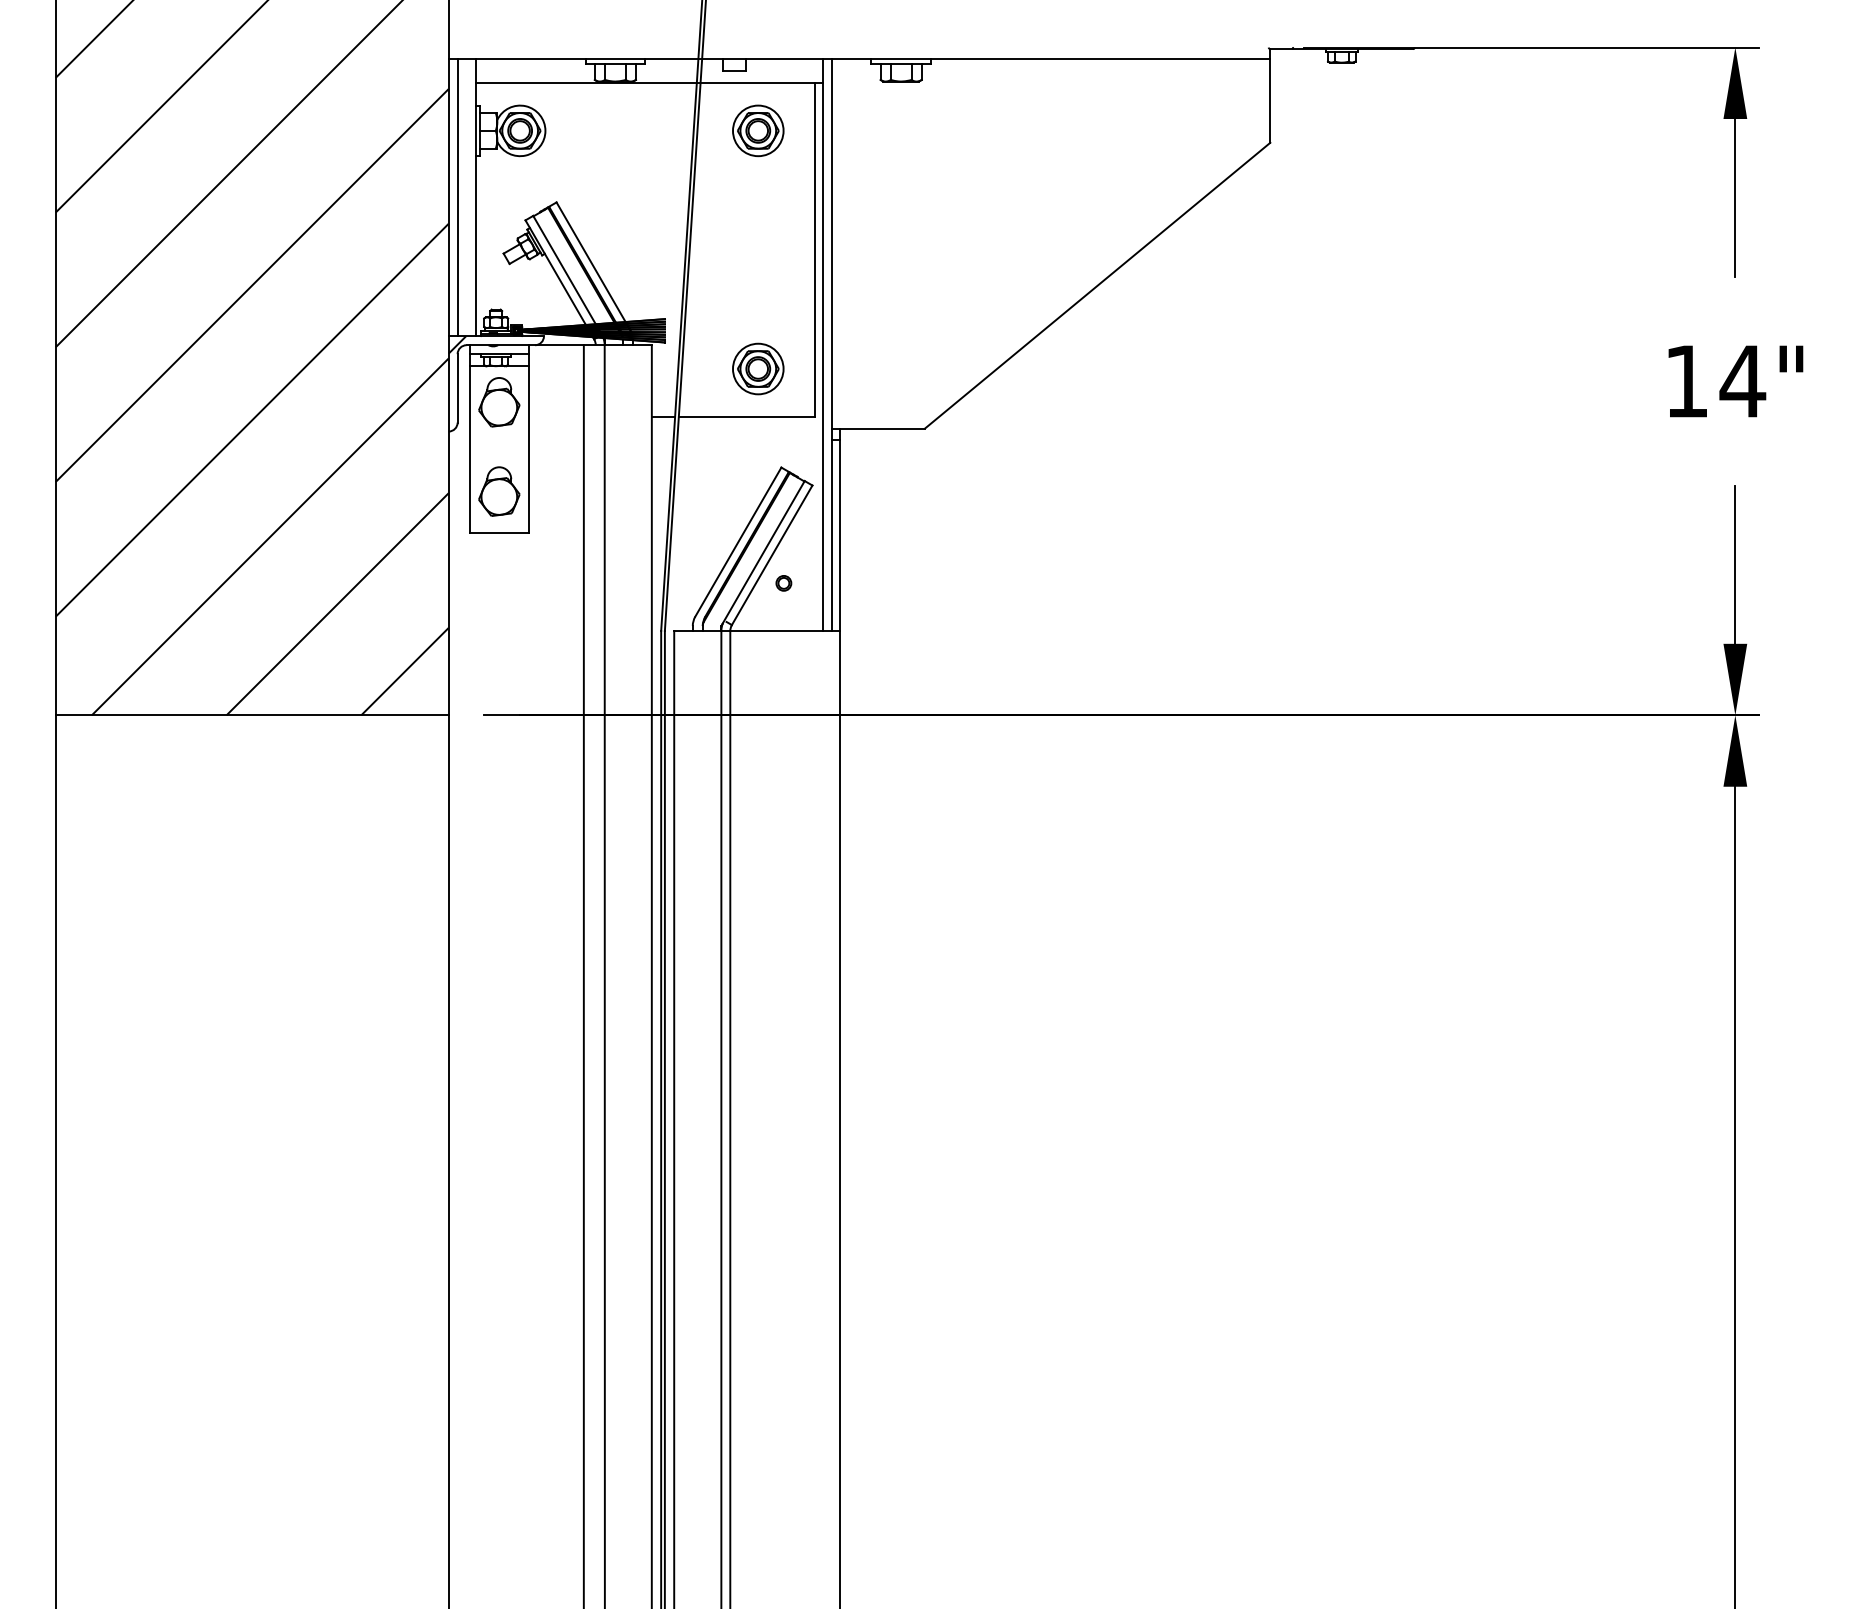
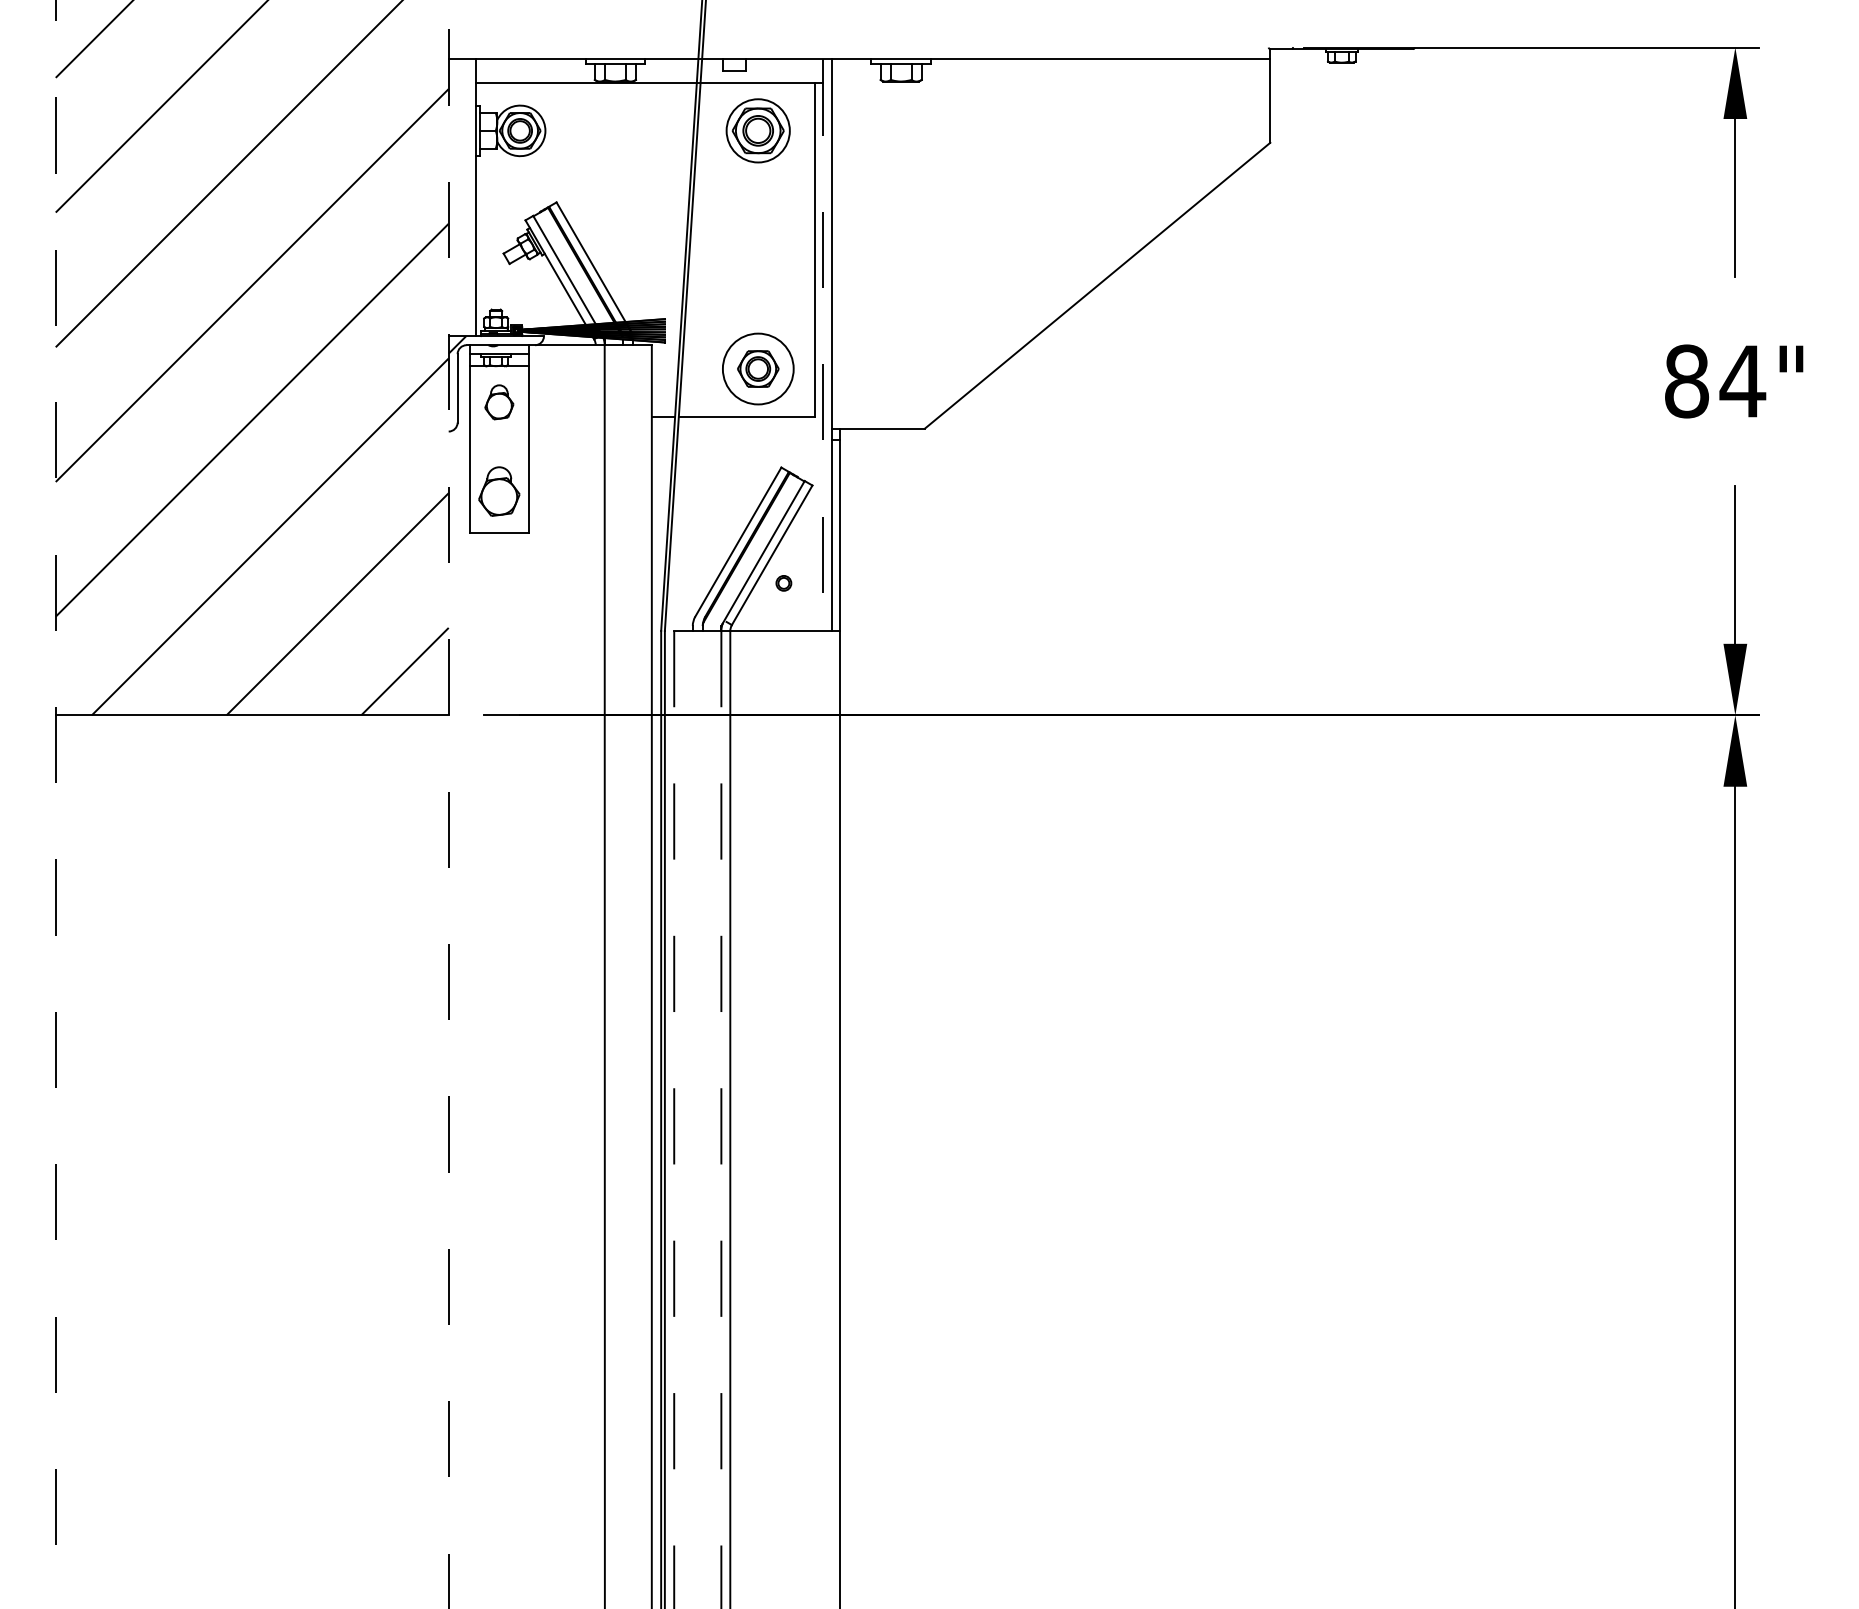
part size: 53x54 px -> 66x66 px (757, 130)
line: present -> none (457, 197)
line: solid -> dashed (822, 345)
circle diameter: 51 px -> 71 px (757, 368)
text: 14" -> 84" (1686, 381)
part size: 43x51 px -> 31x37 px (499, 402)
line: solid -> dashed (55, 804)
line: solid -> dashed (448, 804)
line: present -> none (583, 975)
line: solid -> dashed (674, 1119)
line: solid -> dashed (721, 1119)
